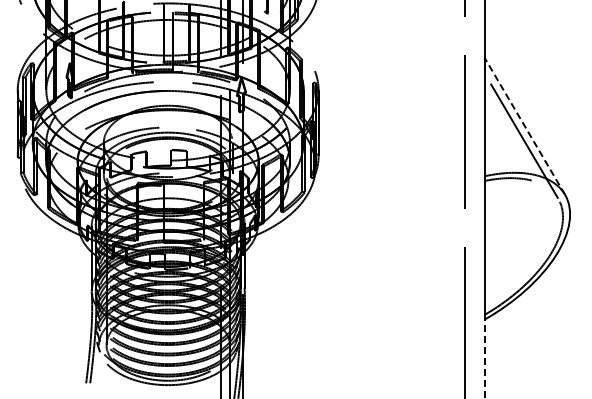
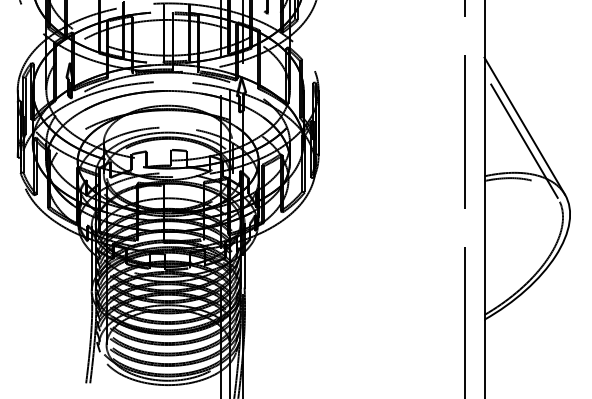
line: dashed -> solid (524, 125)
line: dashed -> solid (484, 358)
